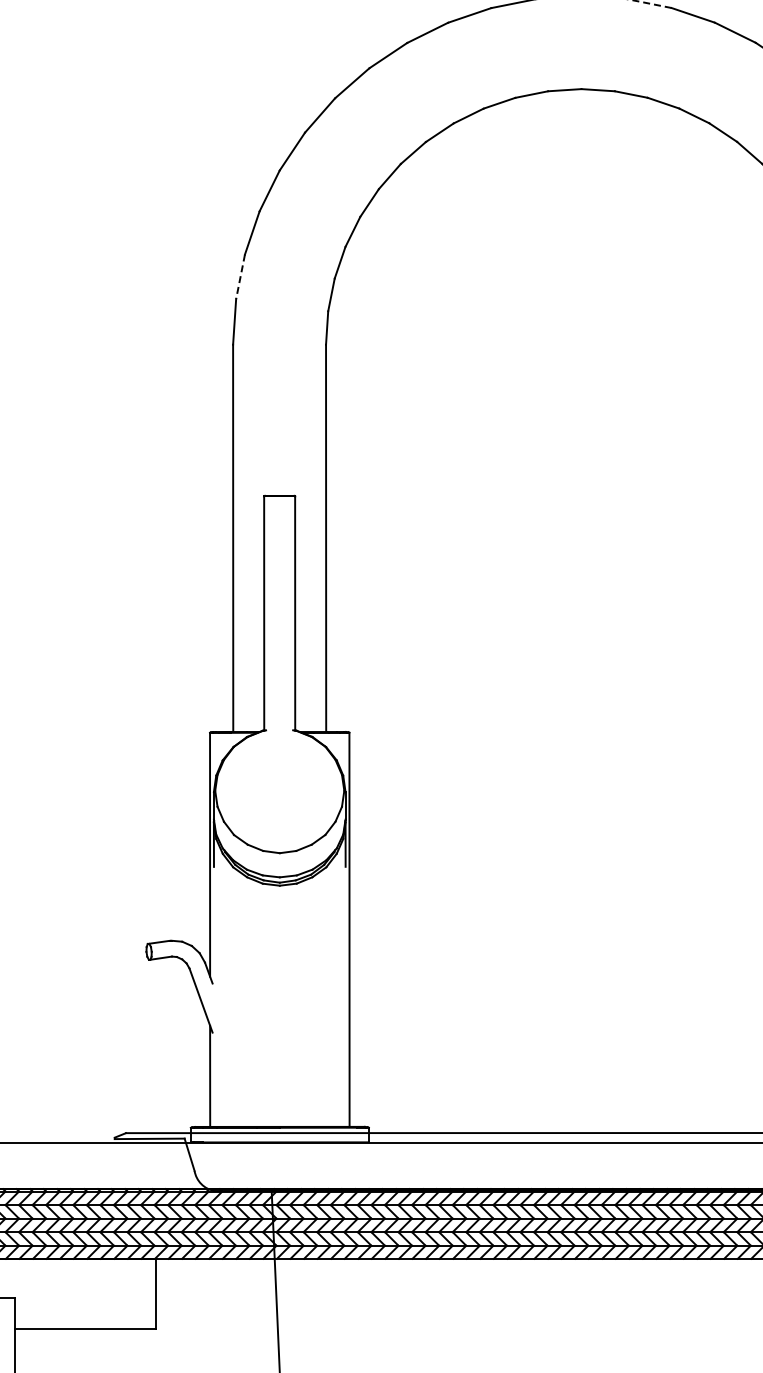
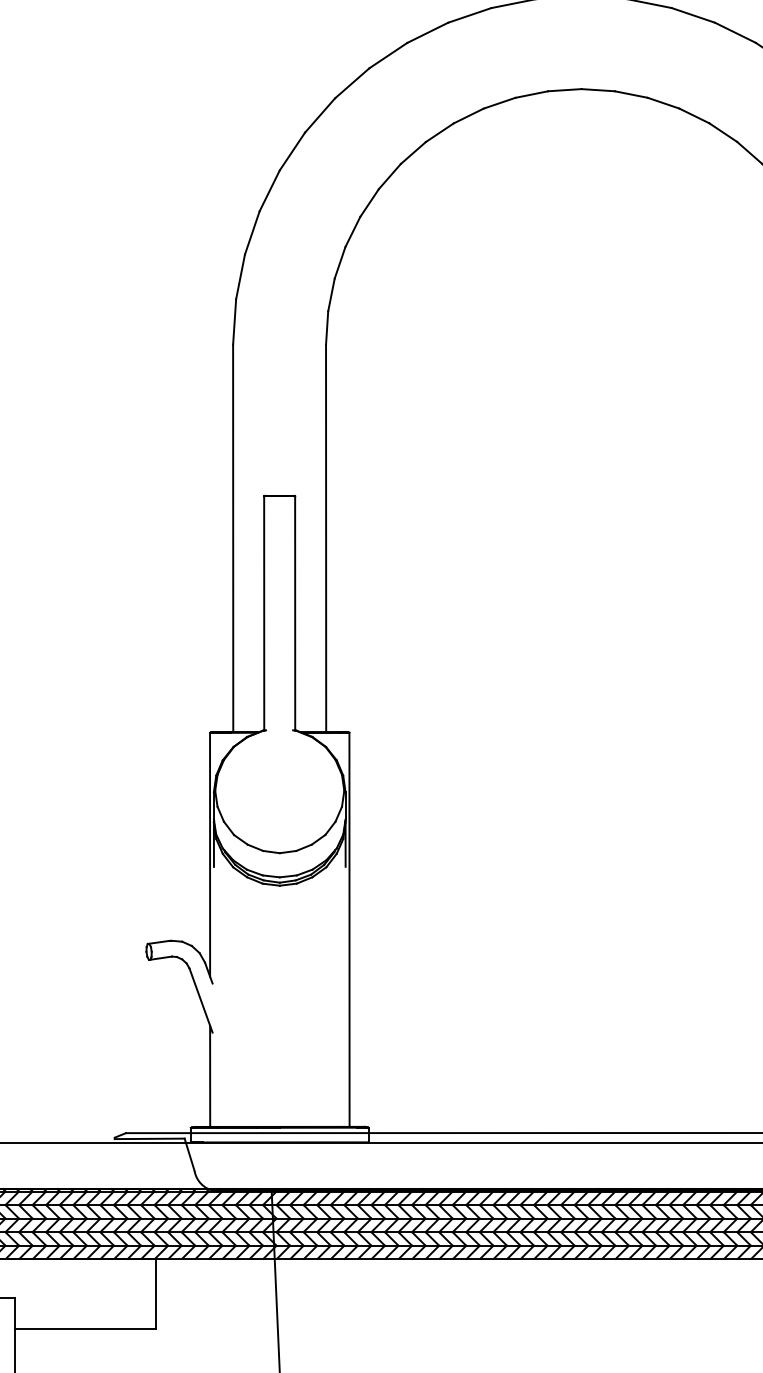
line: dashed -> solid (651, 3)
line: dashed -> solid (240, 276)
